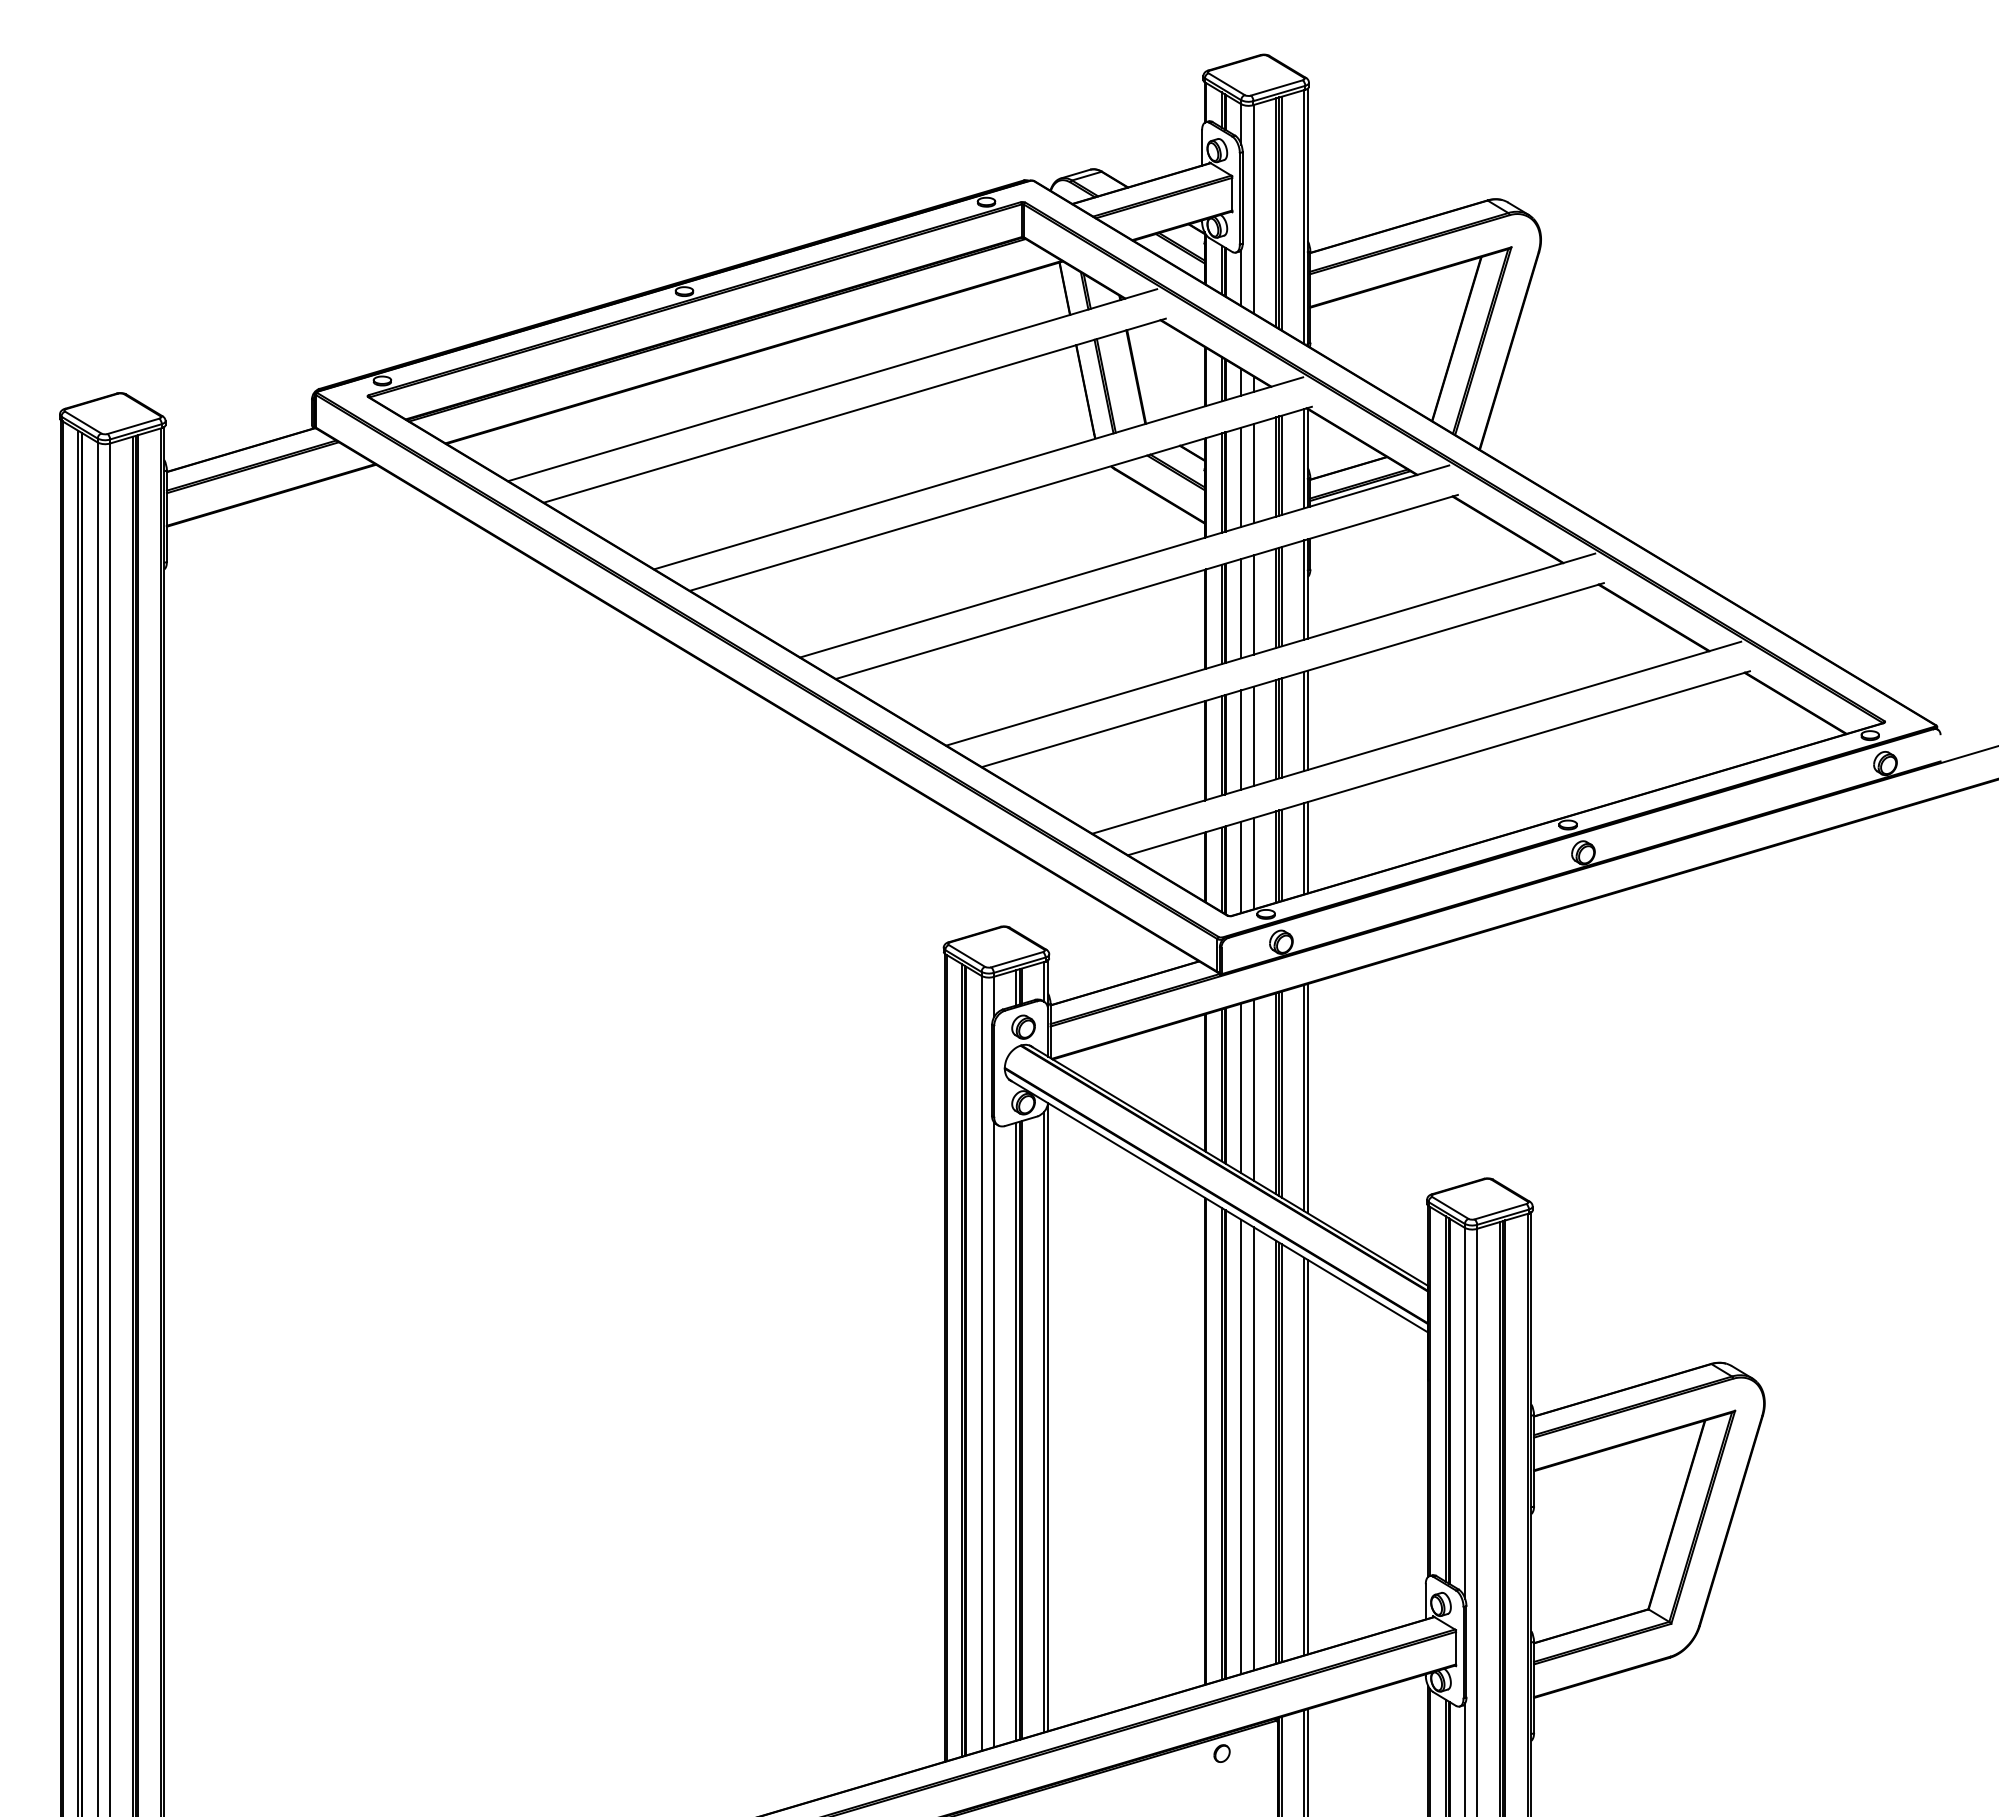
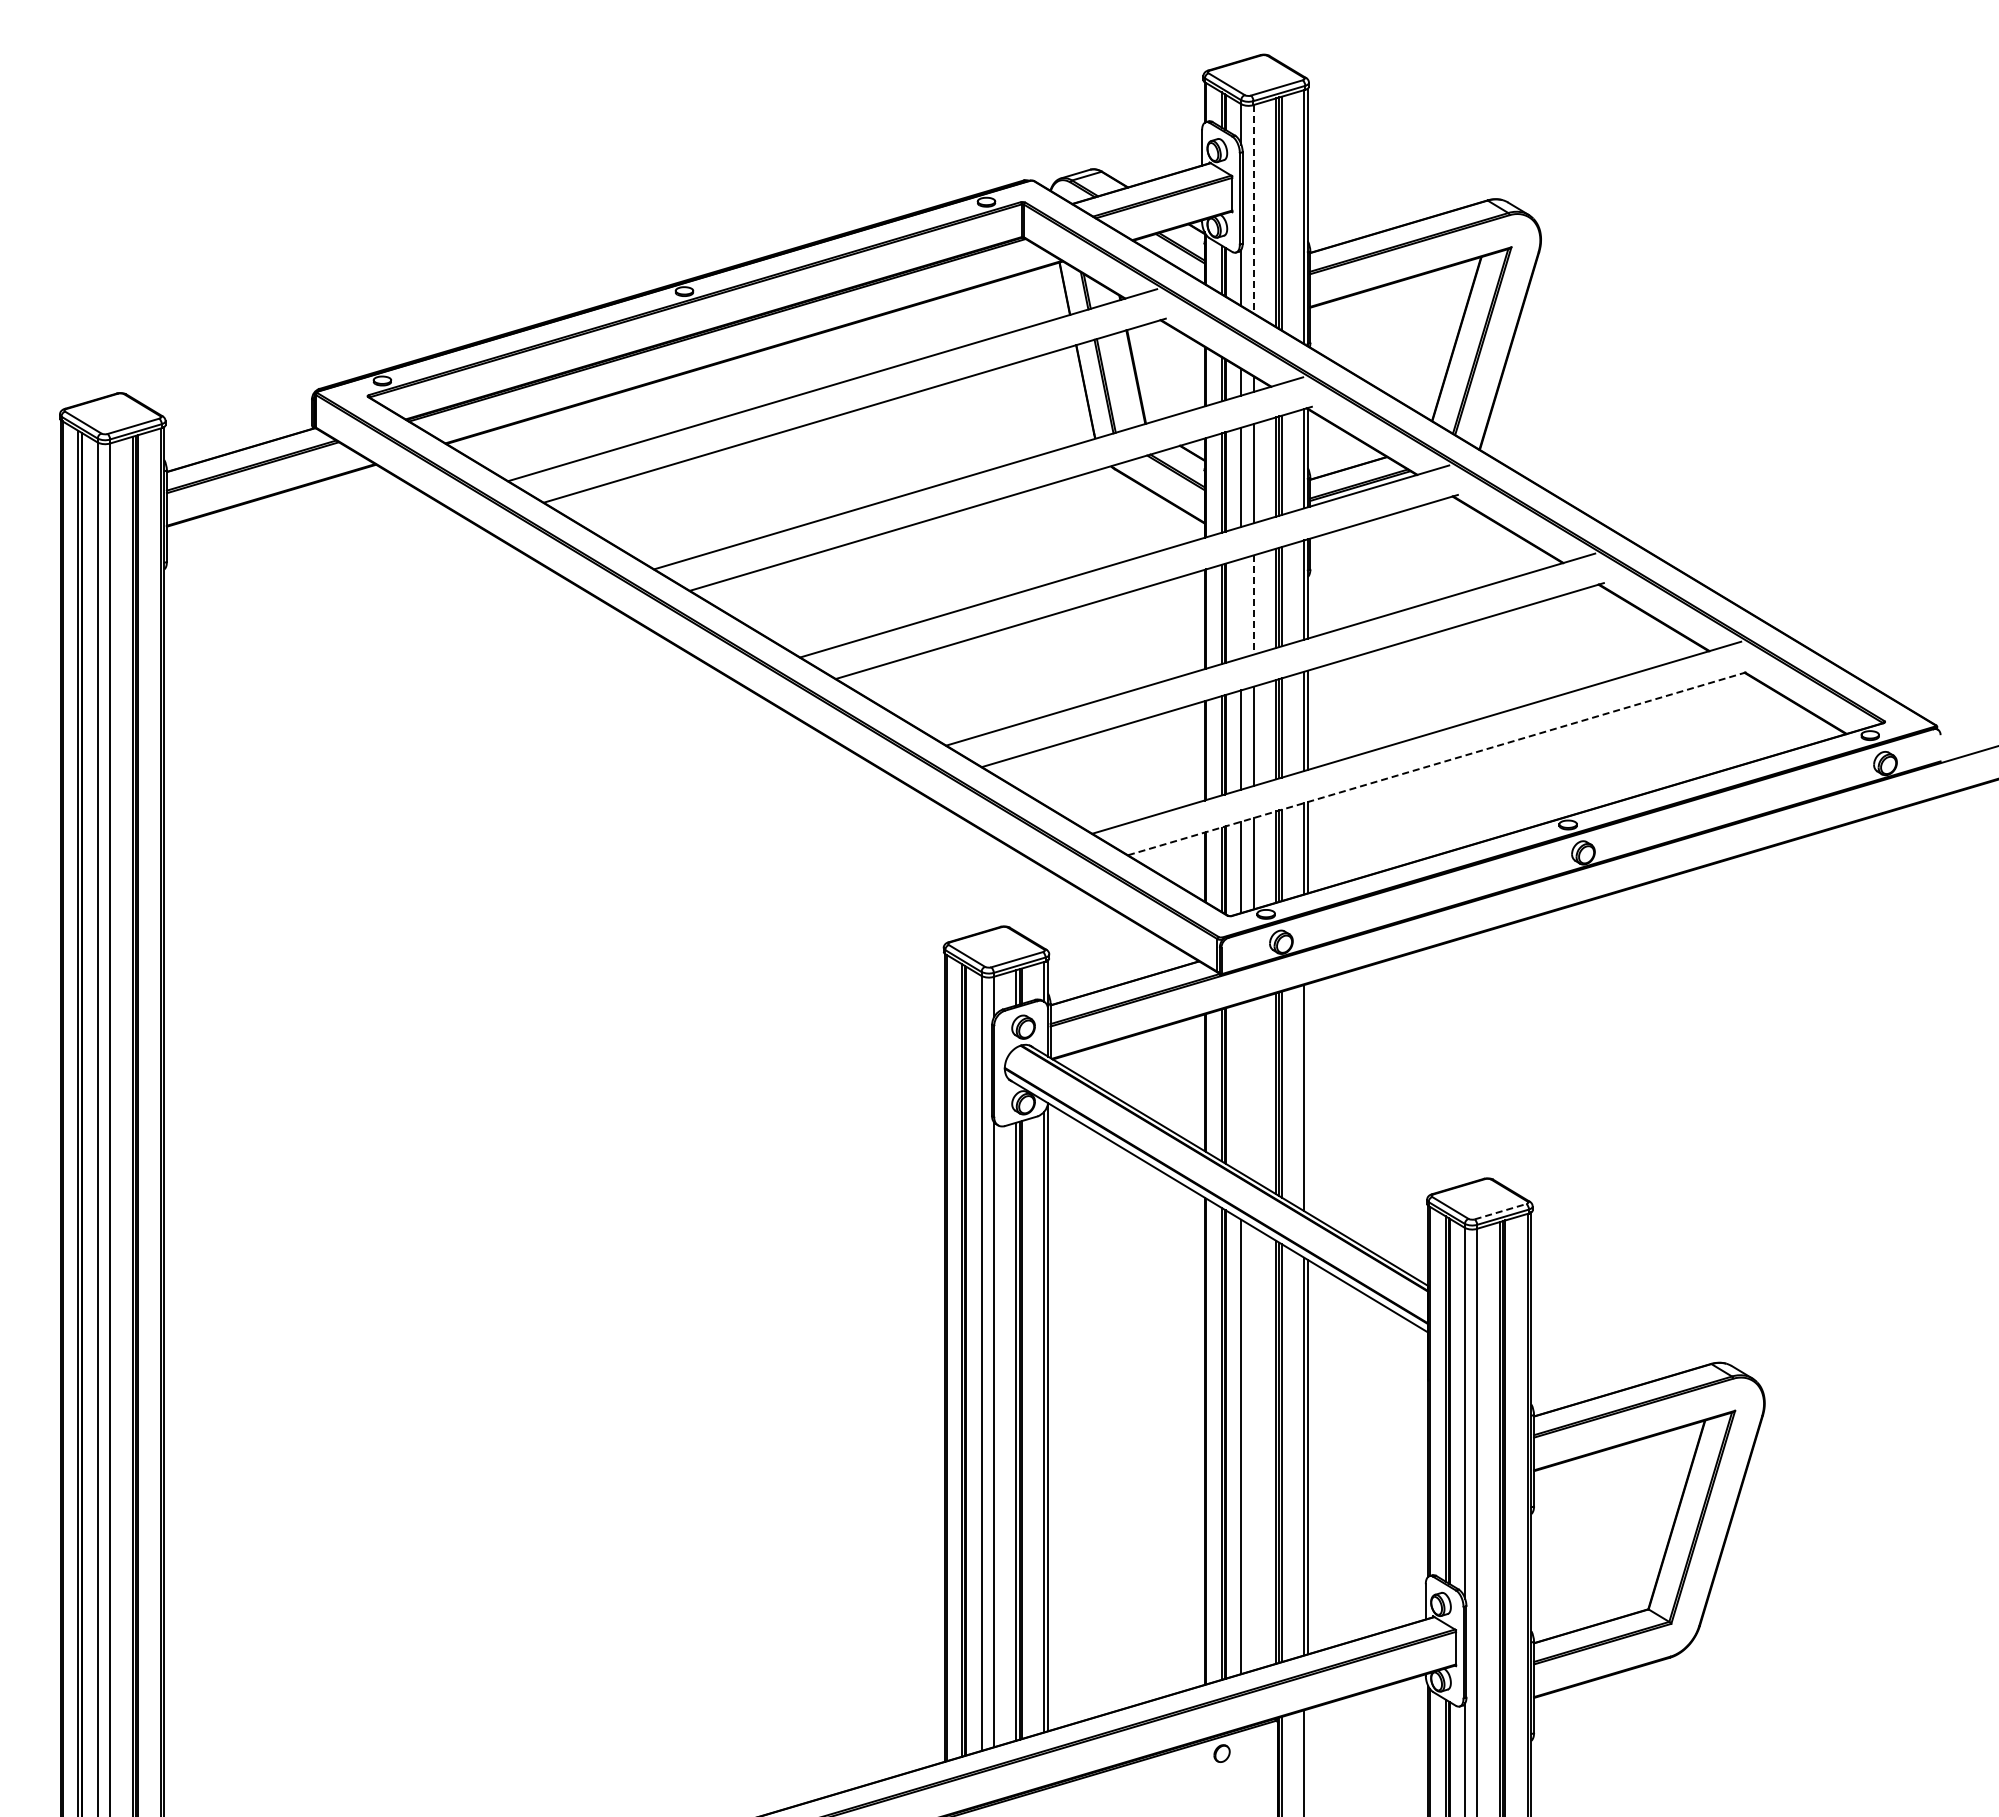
line: solid -> dashed (1253, 209)
line: solid -> dashed (1253, 605)
line: present -> none (1241, 608)
line: solid -> dashed (1439, 763)
line: present -> none (1241, 1088)
line: present -> none (1253, 1090)
line: present -> none (1307, 1098)
line: solid -> dashed (1500, 1211)
line: present -> none (1253, 1448)
line: present -> none (1307, 1761)
